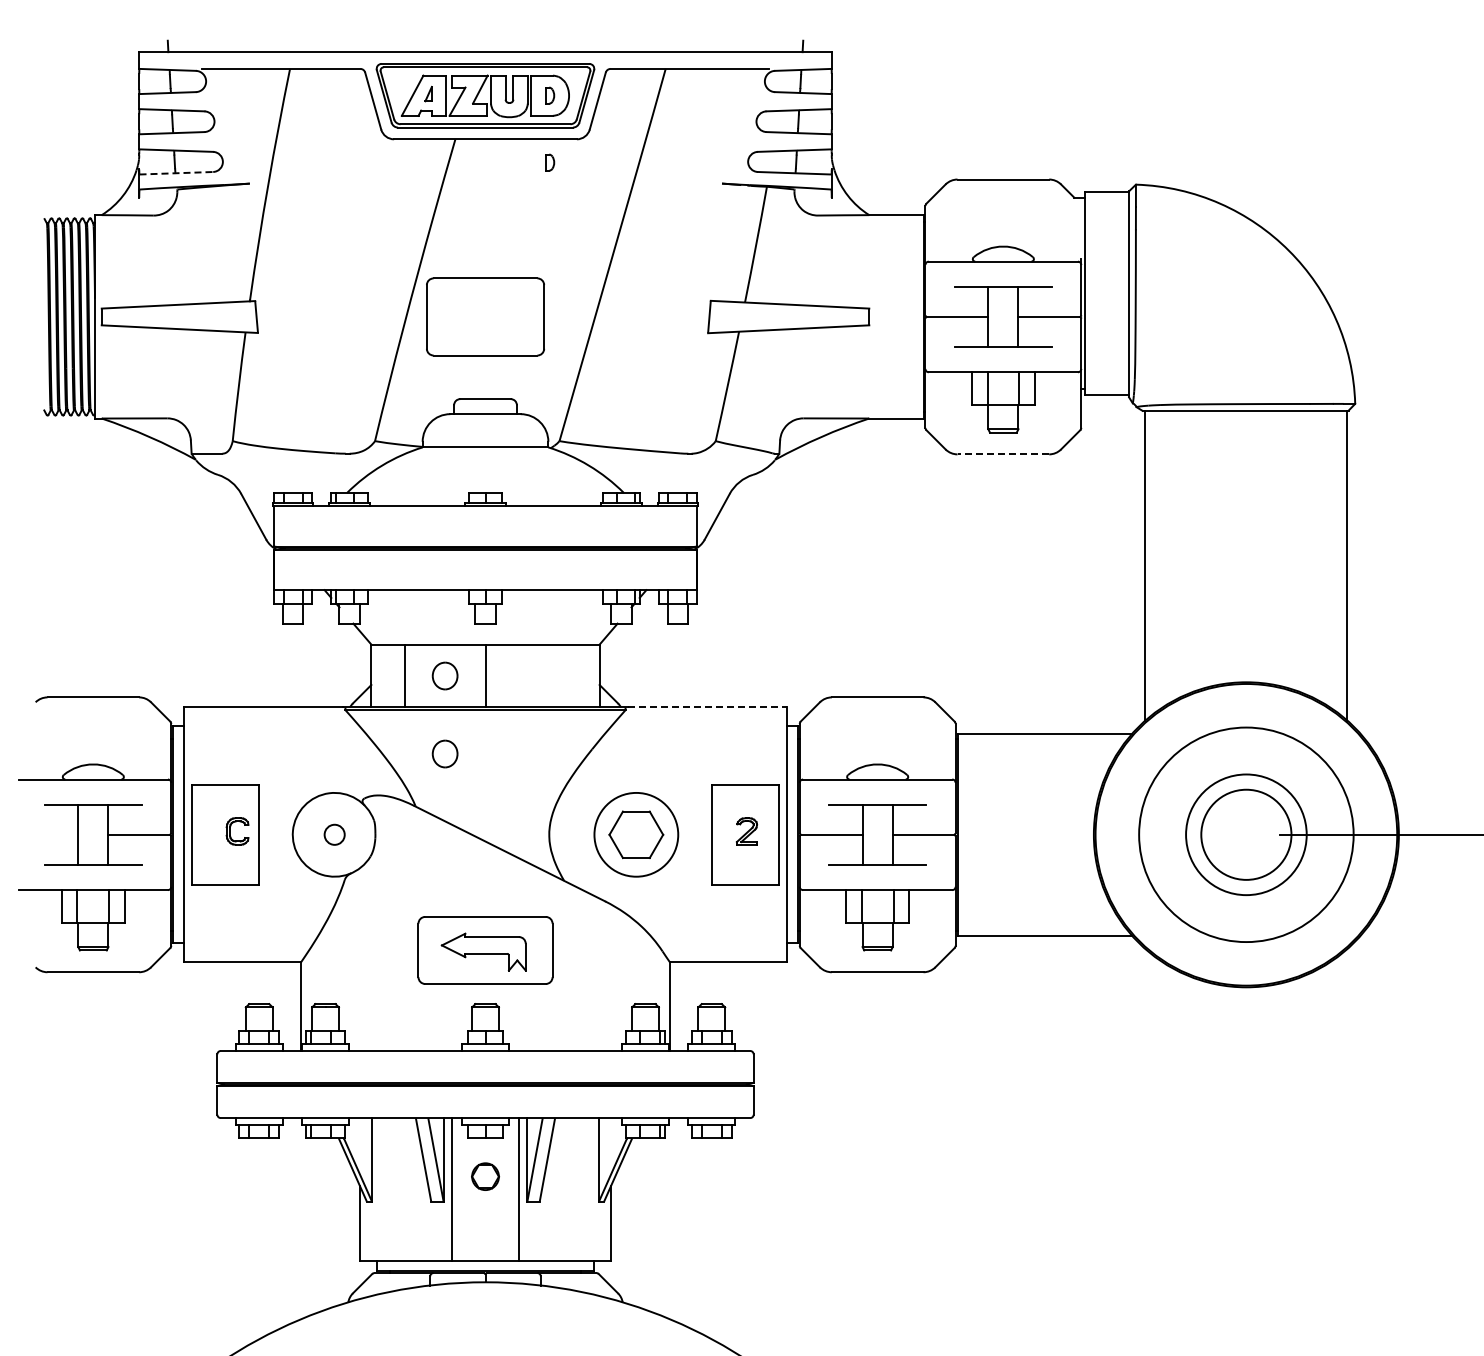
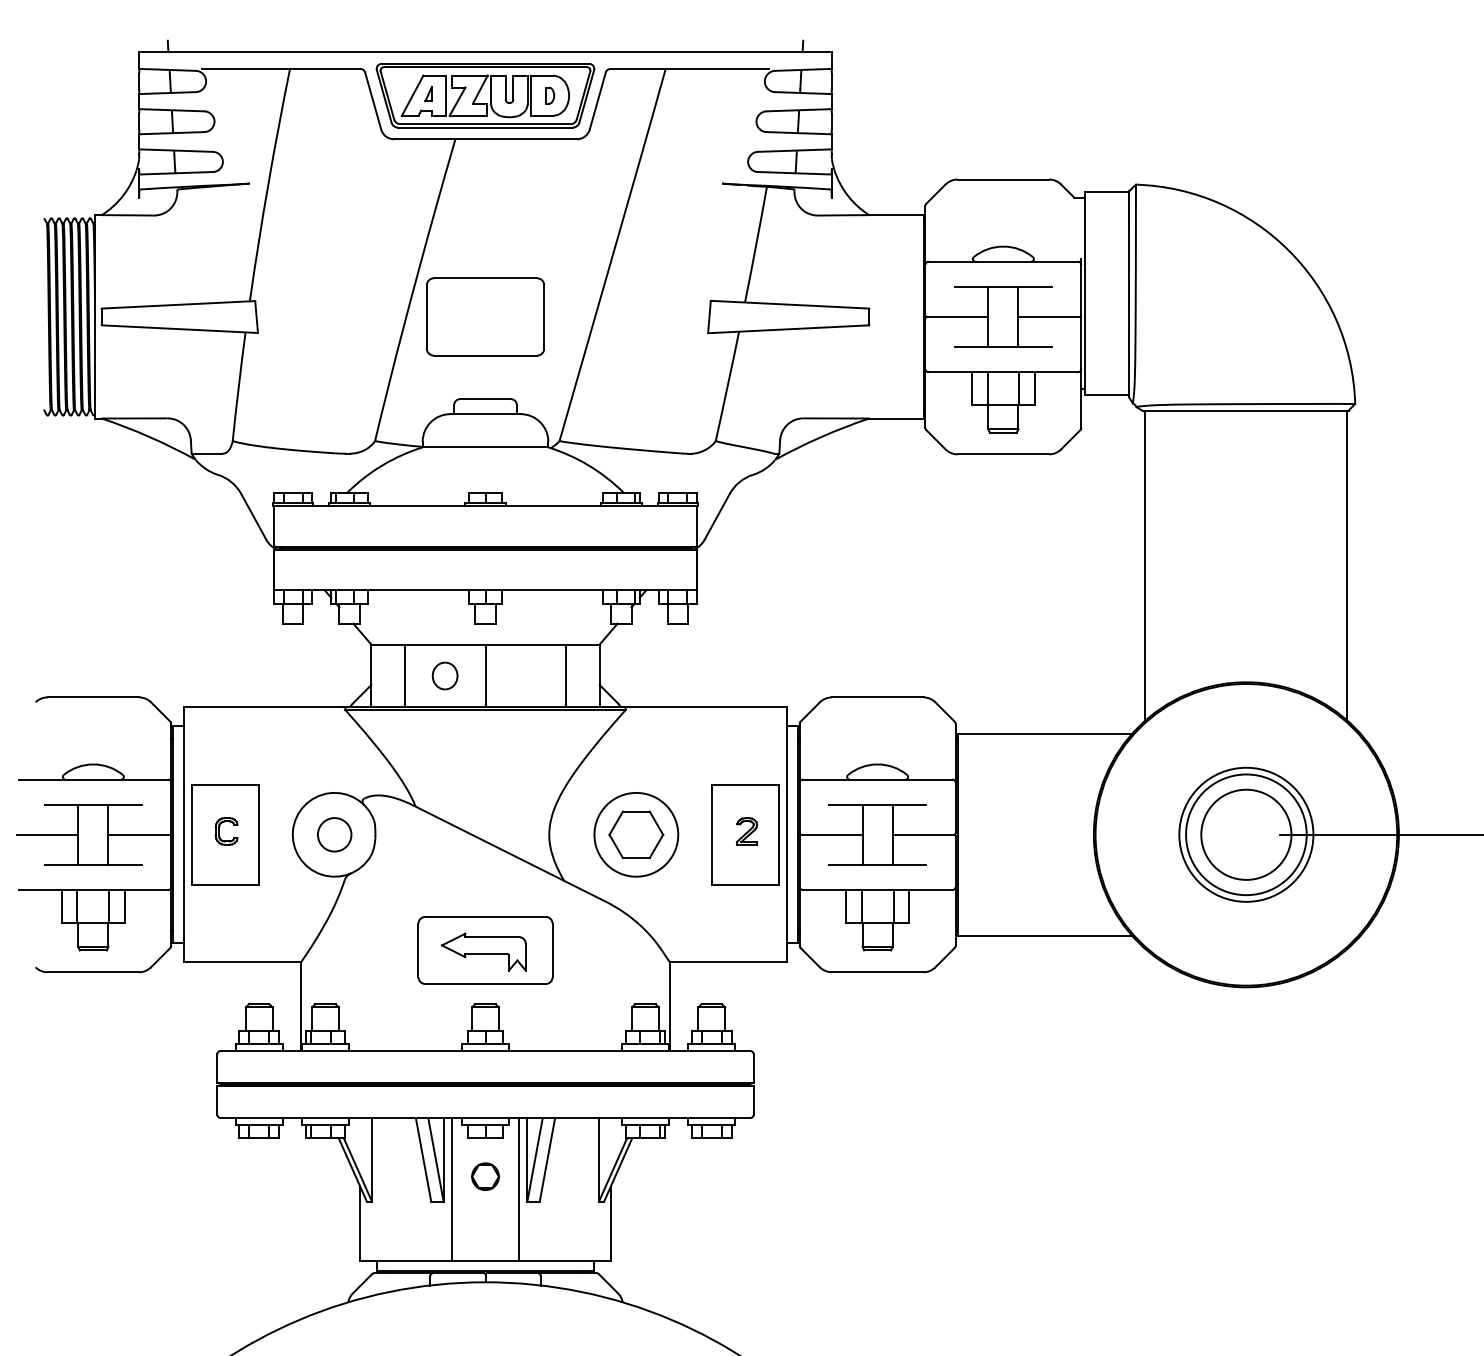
part: present -> none (550, 162)
line: dashed -> solid (176, 173)
line: dashed -> solid (1003, 454)
line: none -> present (566, 675)
line: dashed -> solid (707, 707)
part: present -> none (444, 753)
part position: (230, 831) -> (219, 831) (219, 831)
line: none -> present (47, 834)
circle diameter: 20 px -> 34 px (334, 834)
circle diameter: 215 px -> 134 px (1246, 834)
